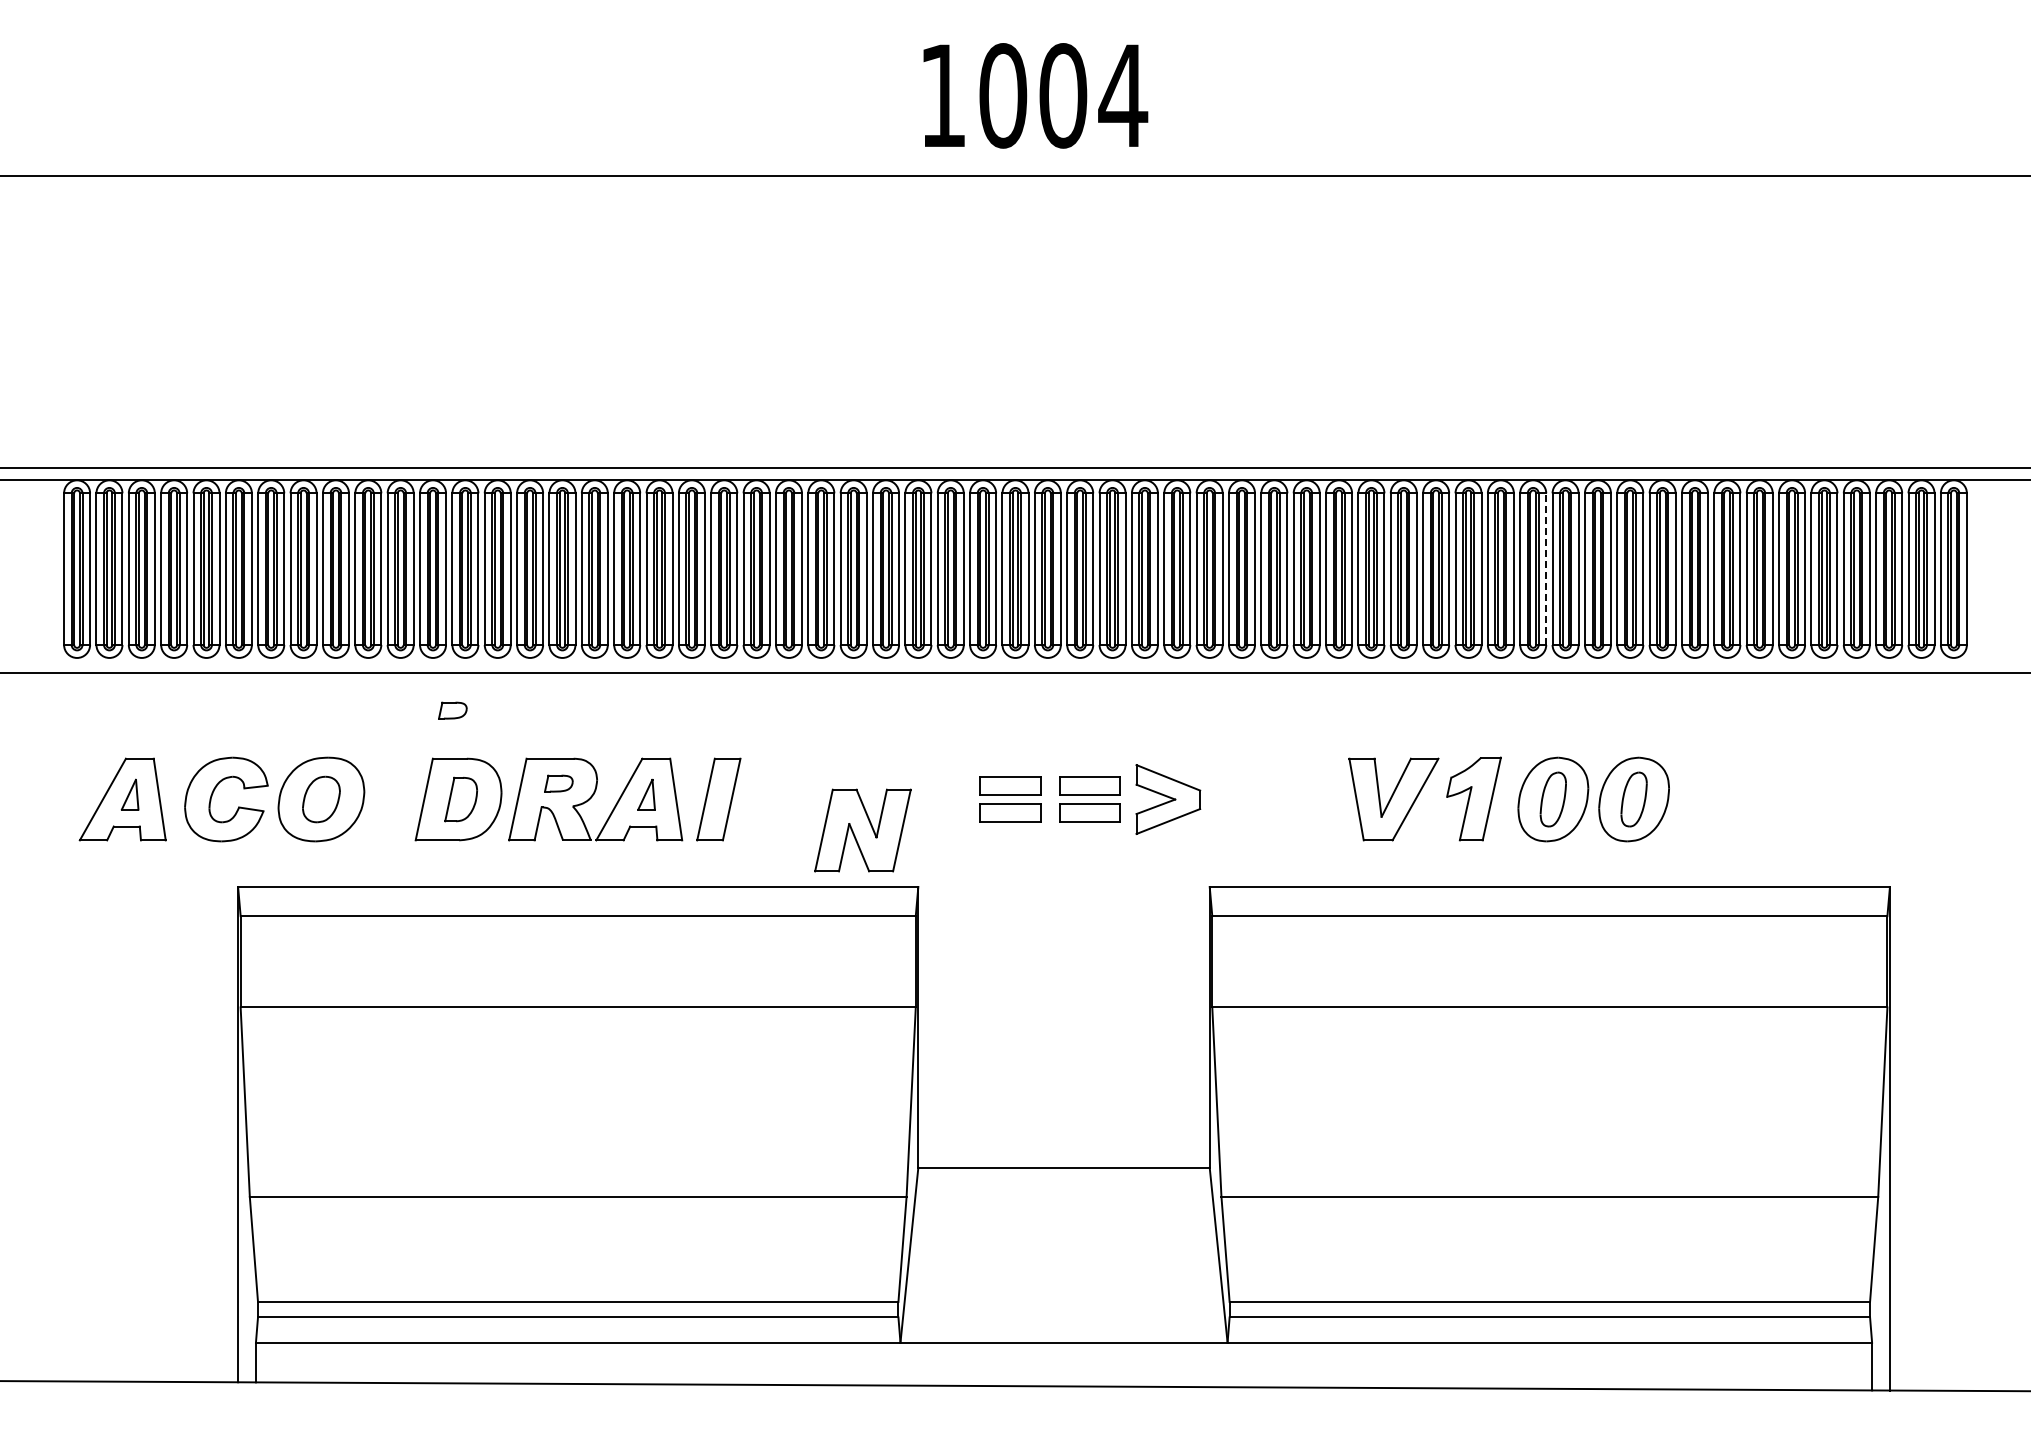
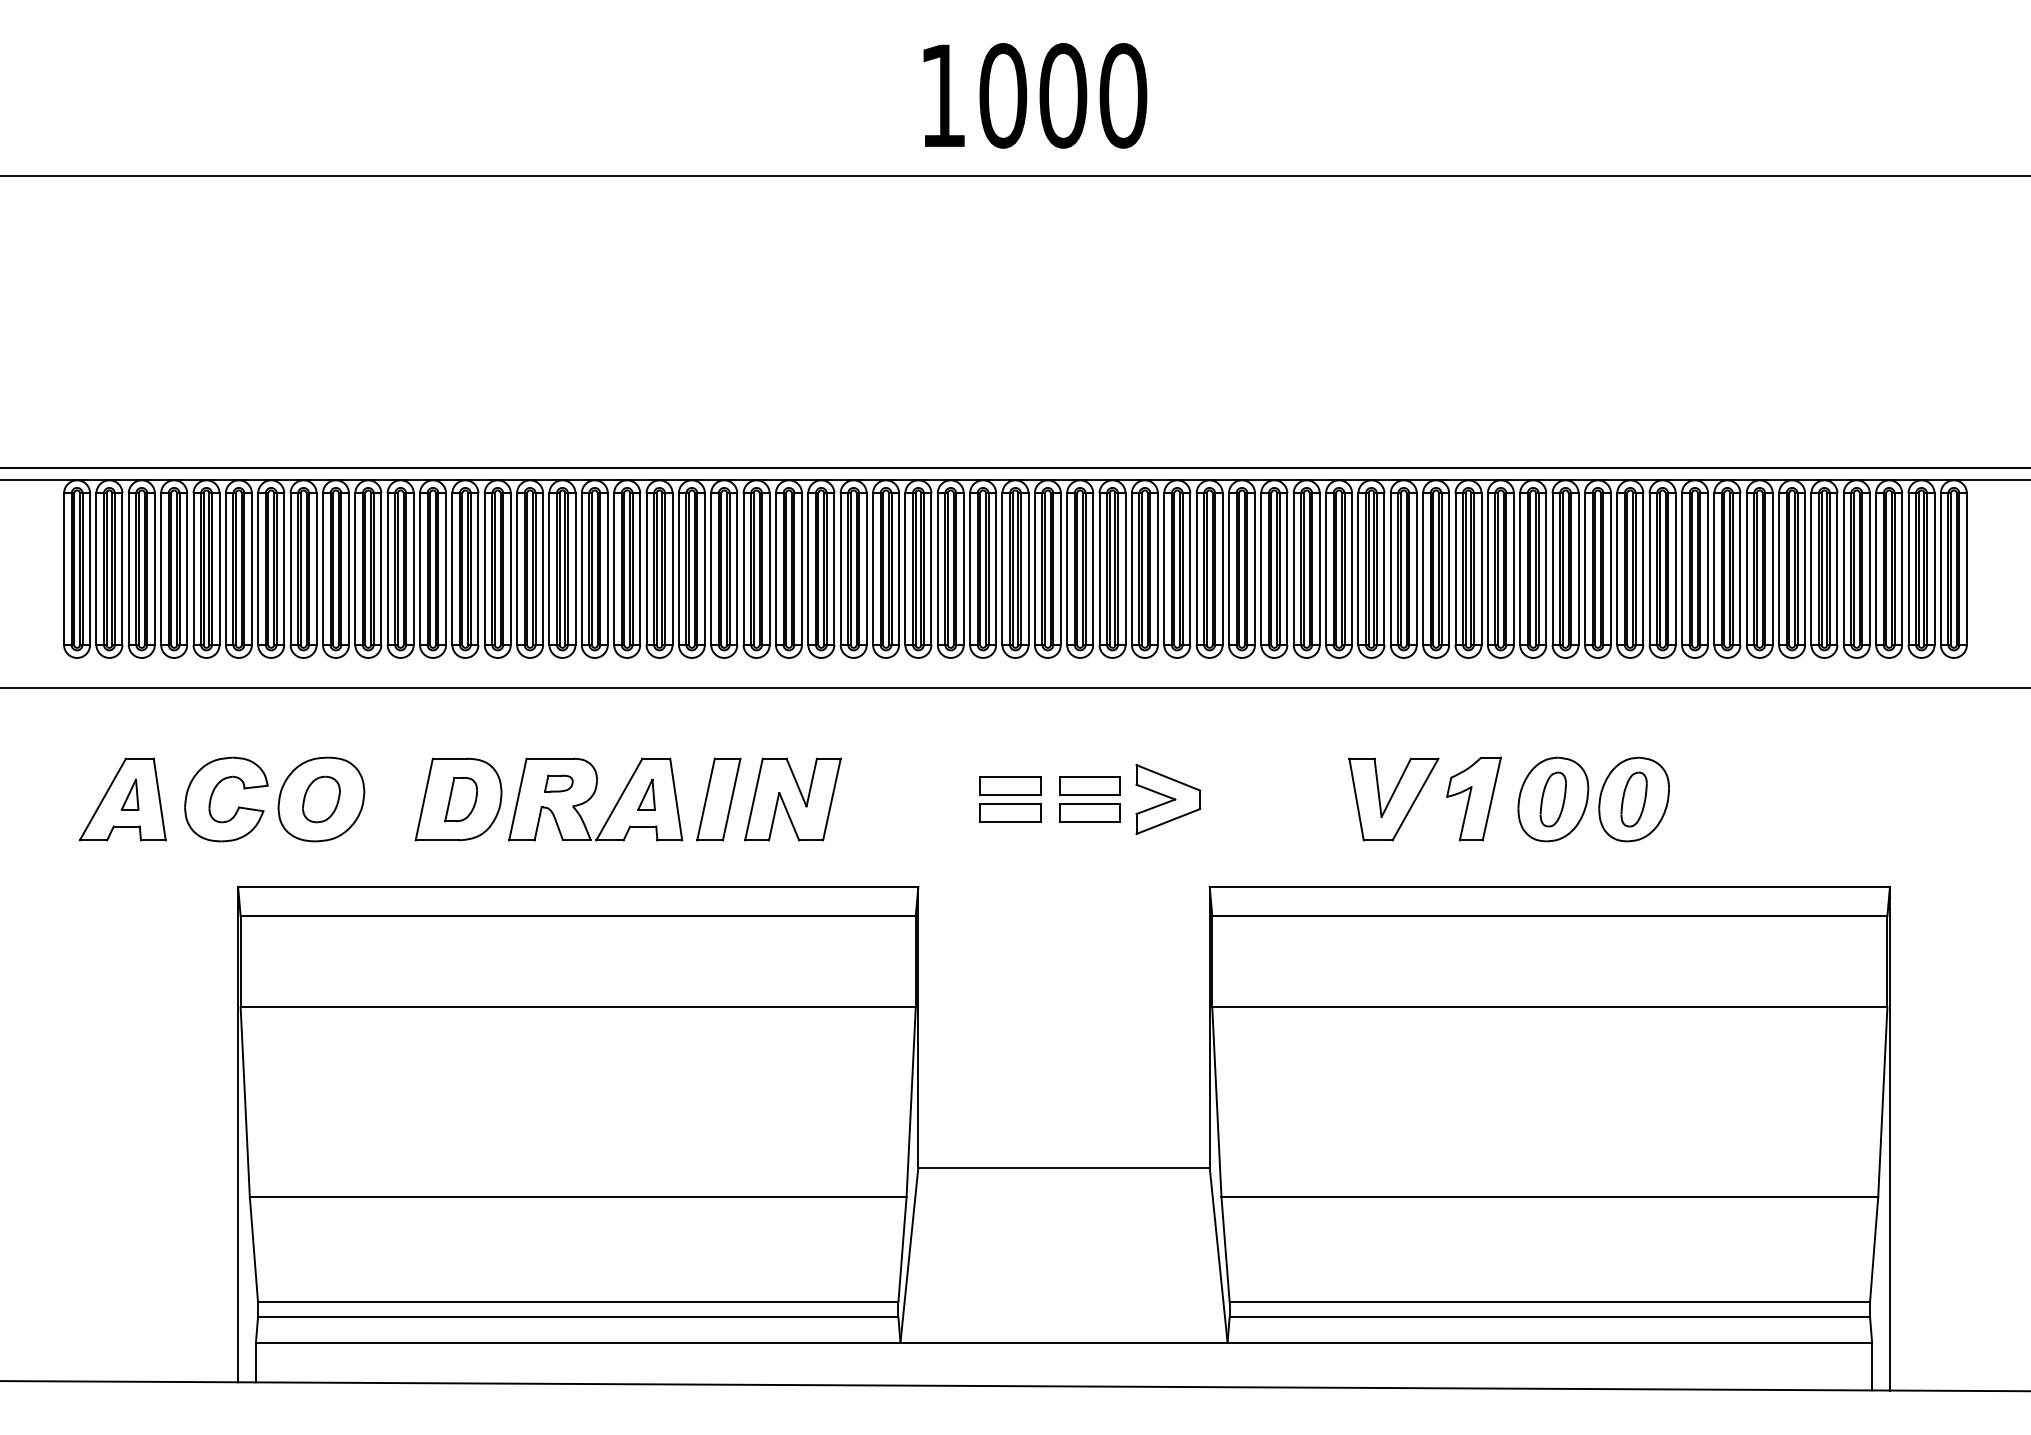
text: 1004 -> 1000 (1123, 95)
line: dashed -> solid (1546, 569)
line position: (1014, 673) -> (1014, 688) (1014, 688)
part: present -> none (452, 710)
part position: (862, 830) -> (792, 799) (792, 799)
